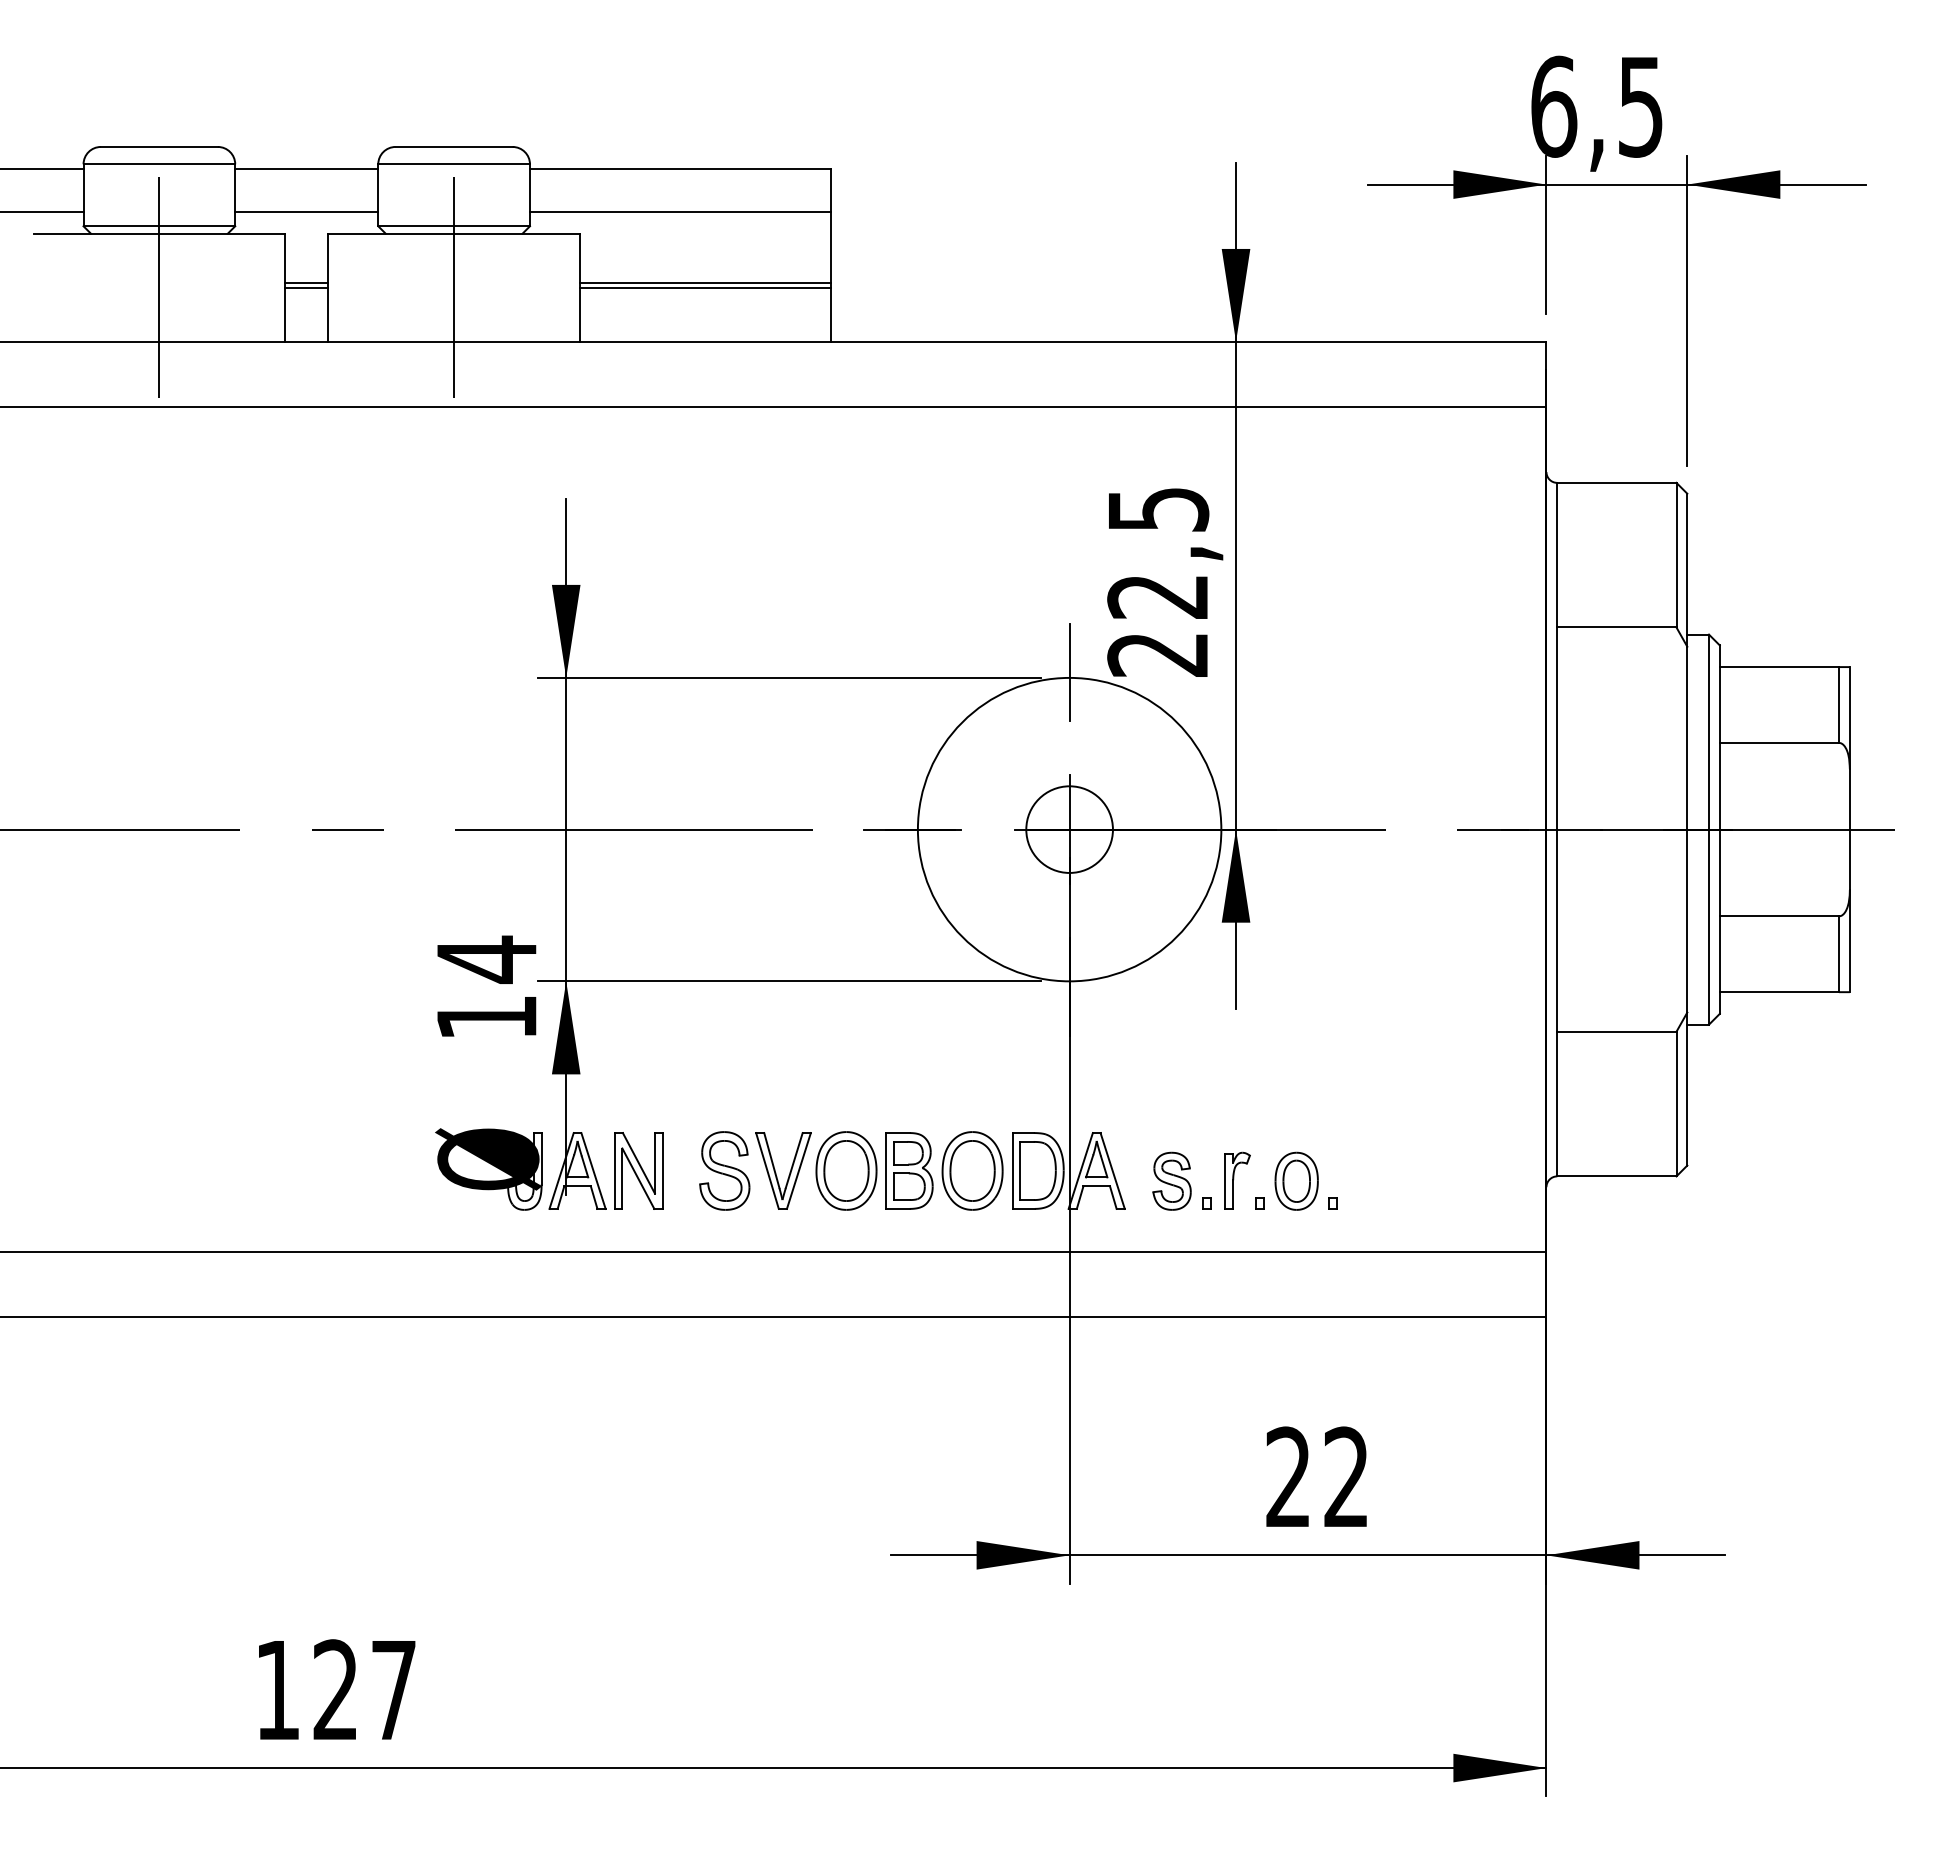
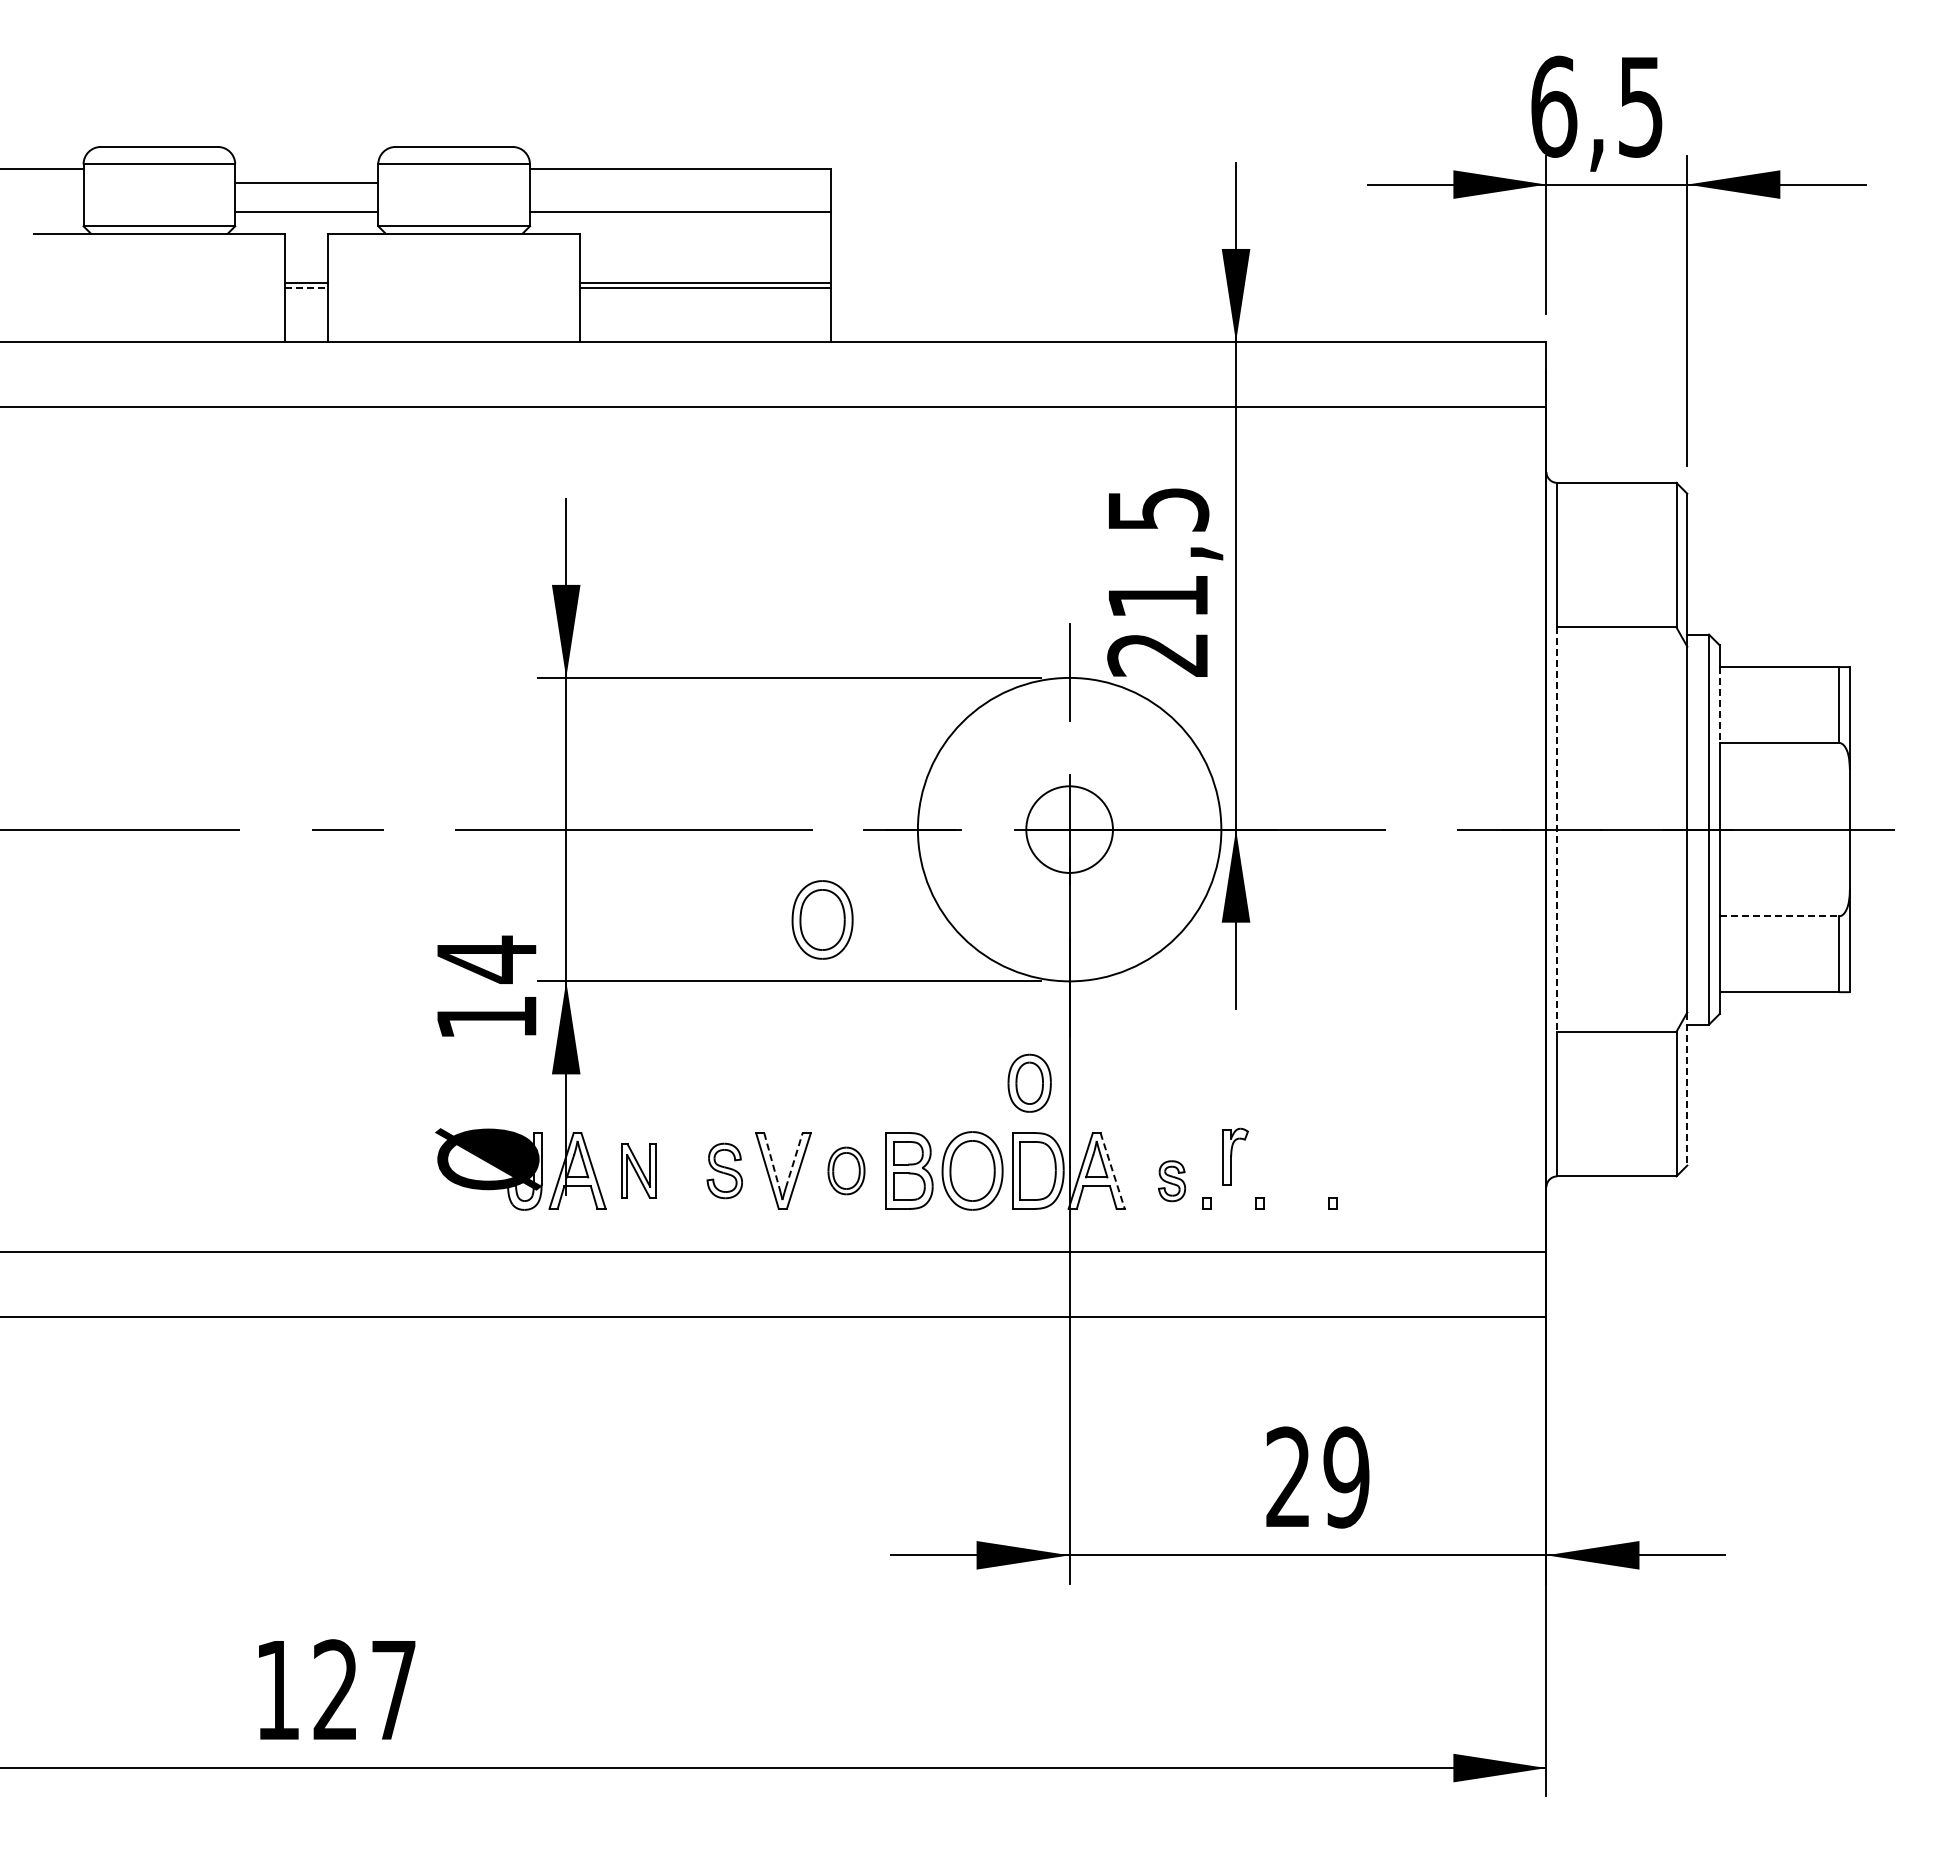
line position: (306, 168) -> (306, 182) (306, 182)
line: present -> none (42, 211)
line: present -> none (159, 287)
line: solid -> dashed (306, 287)
line: present -> none (454, 287)
text: 22,5 -> 21,5 (1157, 597)
line: solid -> dashed (1719, 705)
line: solid -> dashed (1557, 830)
line: solid -> dashed (1779, 916)
part: none -> present (822, 919)
line: solid -> dashed (1687, 1089)
line: solid -> dashed (771, 1160)
line: solid -> dashed (794, 1160)
part size: 50x78 px -> 36x56 px (638, 1170)
part size: 52x80 px -> 37x58 px (724, 1170)
part size: 63x80 px -> 39x50 px (846, 1170)
line: solid -> dashed (1112, 1170)
part size: 40x60 px -> 29x43 px (1172, 1181)
part position: (1237, 1180) -> (1235, 1156) (1235, 1156)
part position: (1296, 1180) -> (1029, 1082) (1029, 1082)
text: 22 -> 29 (1346, 1477)
